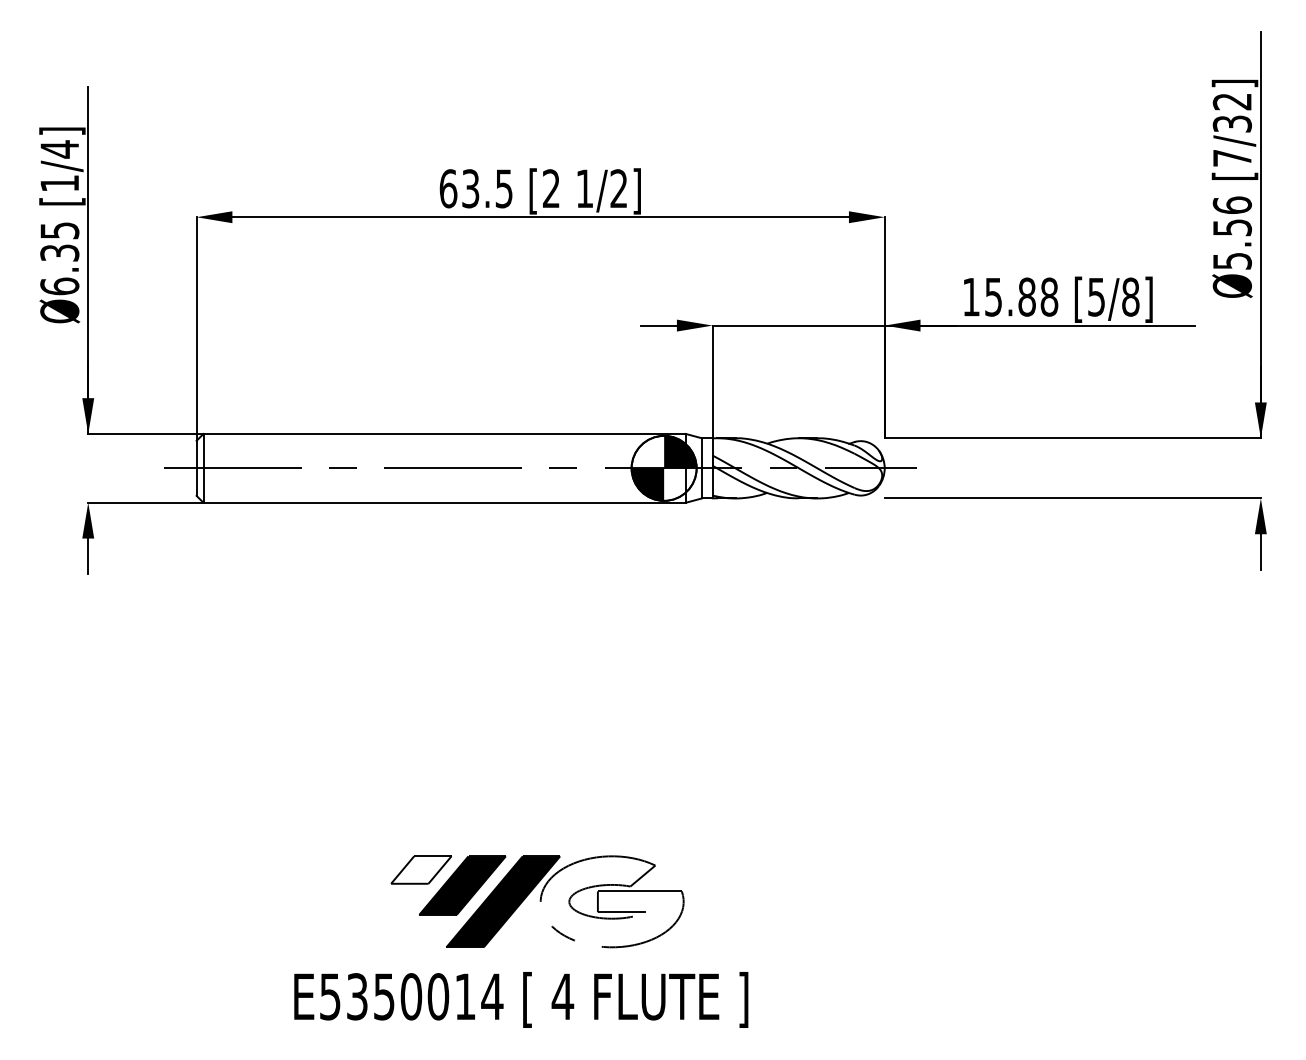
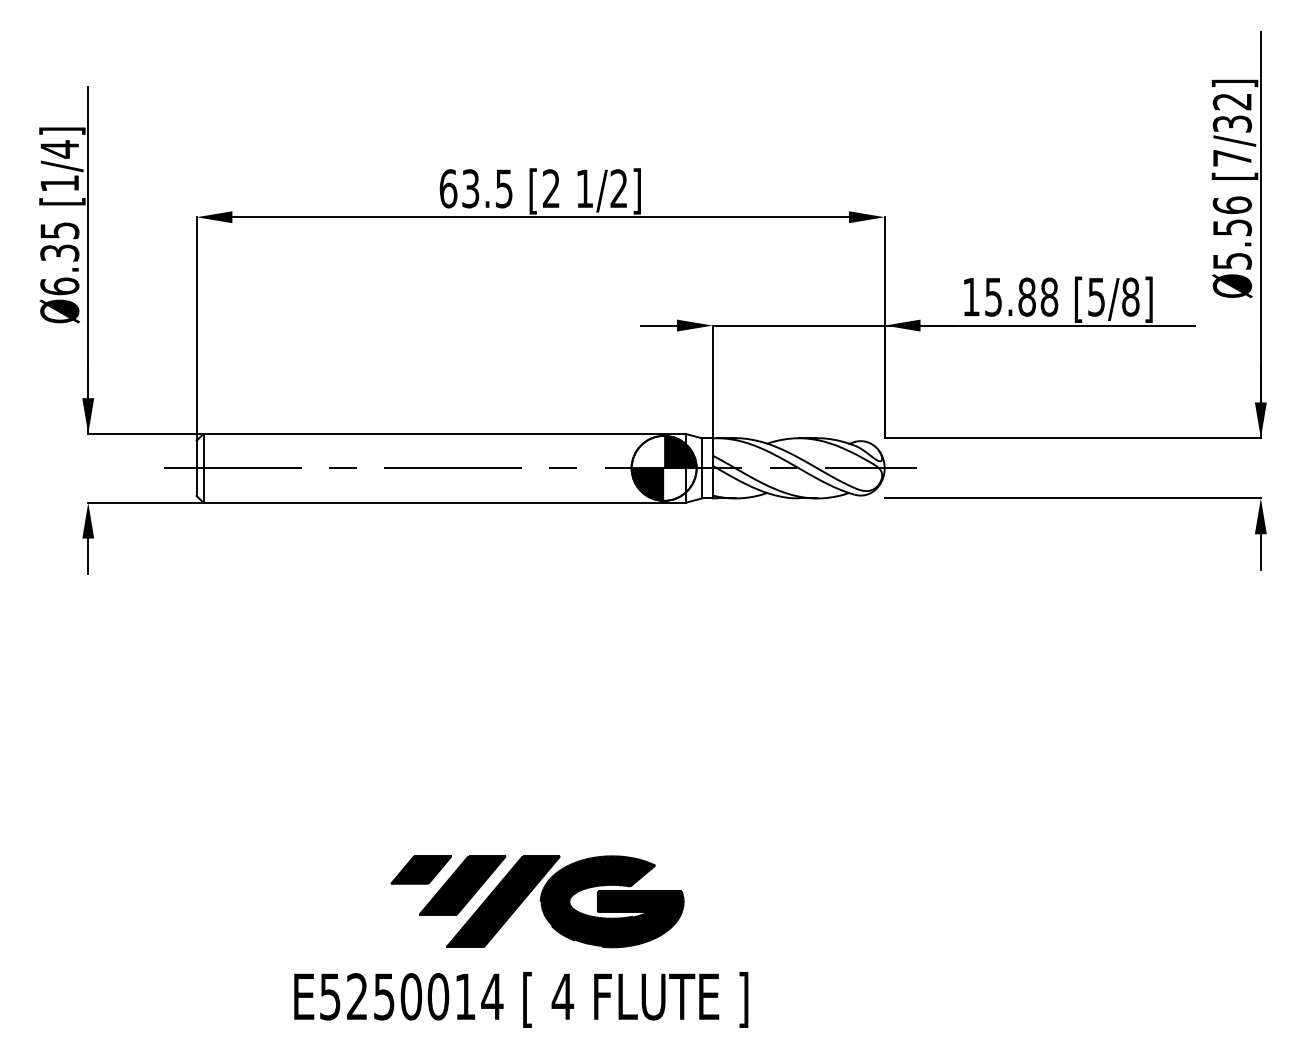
fill: none -> present (421, 869)
fill: none -> present (611, 901)
text: E5350014 -> E5250014 (357, 996)
